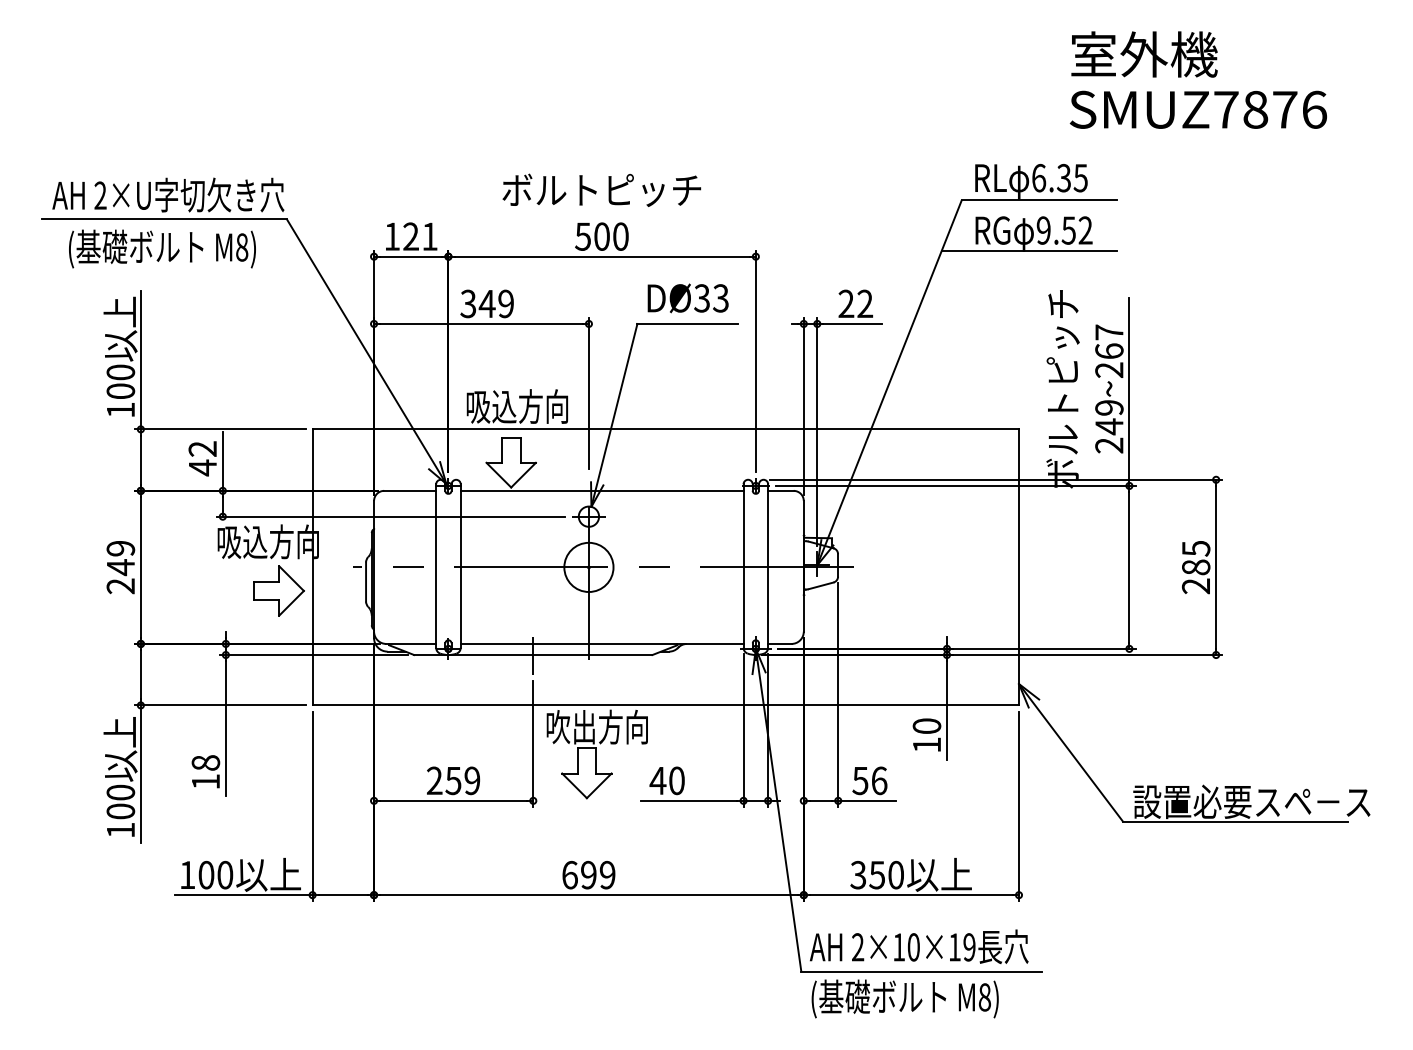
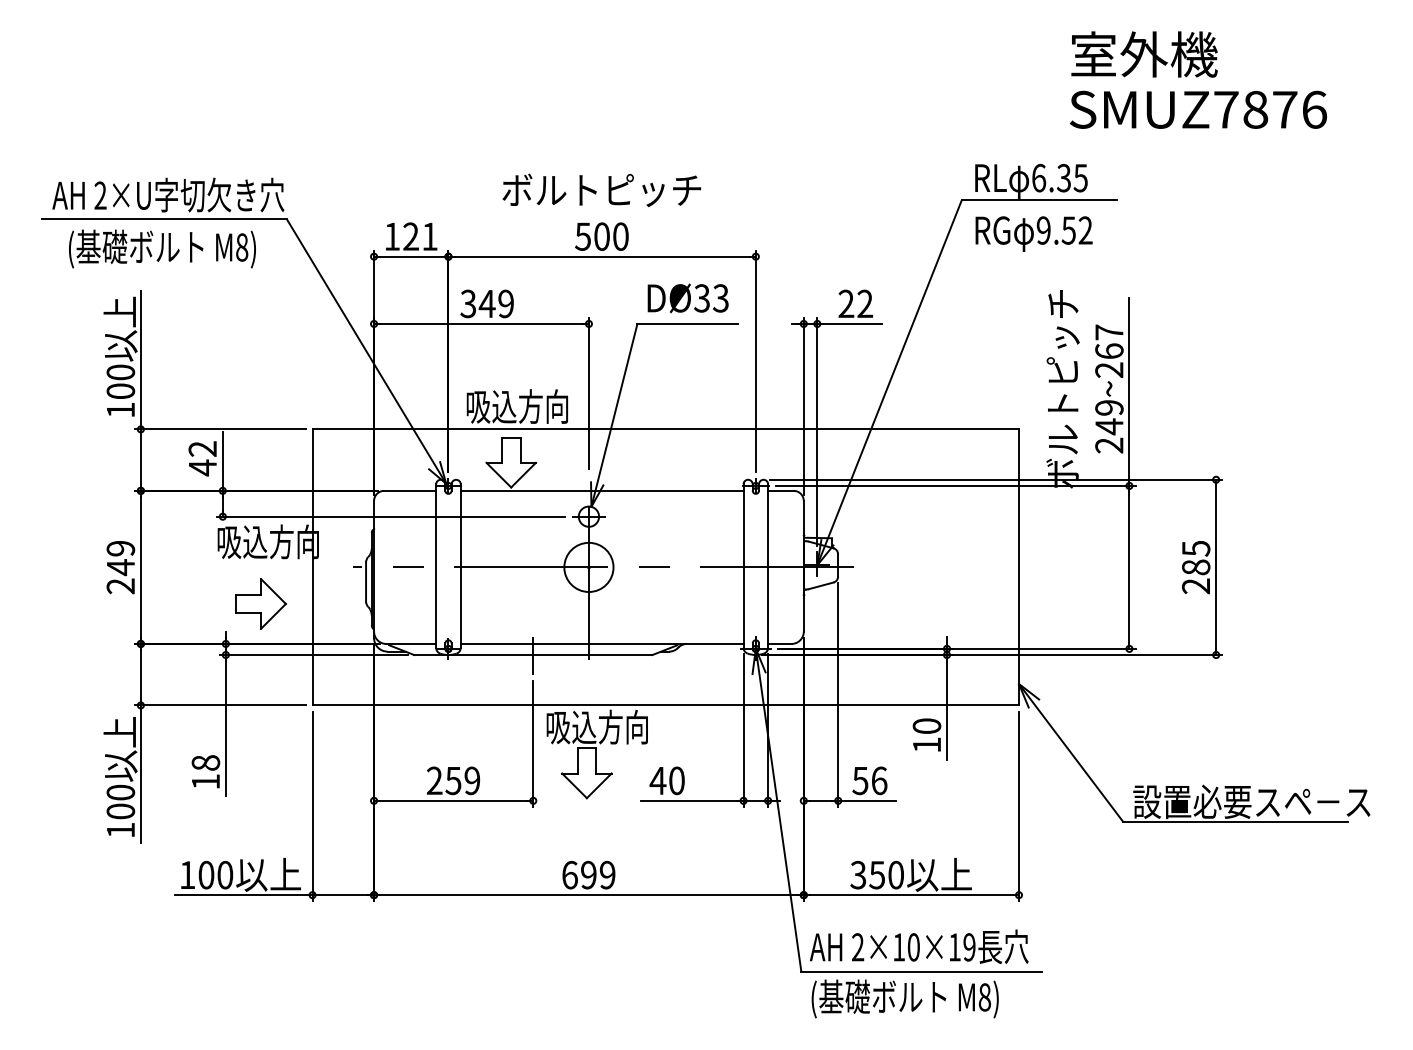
line: present -> none (1029, 251)
part position: (278, 590) -> (260, 603) (260, 603)
text: 吹出方向 -> 吸込方向 (571, 727)
